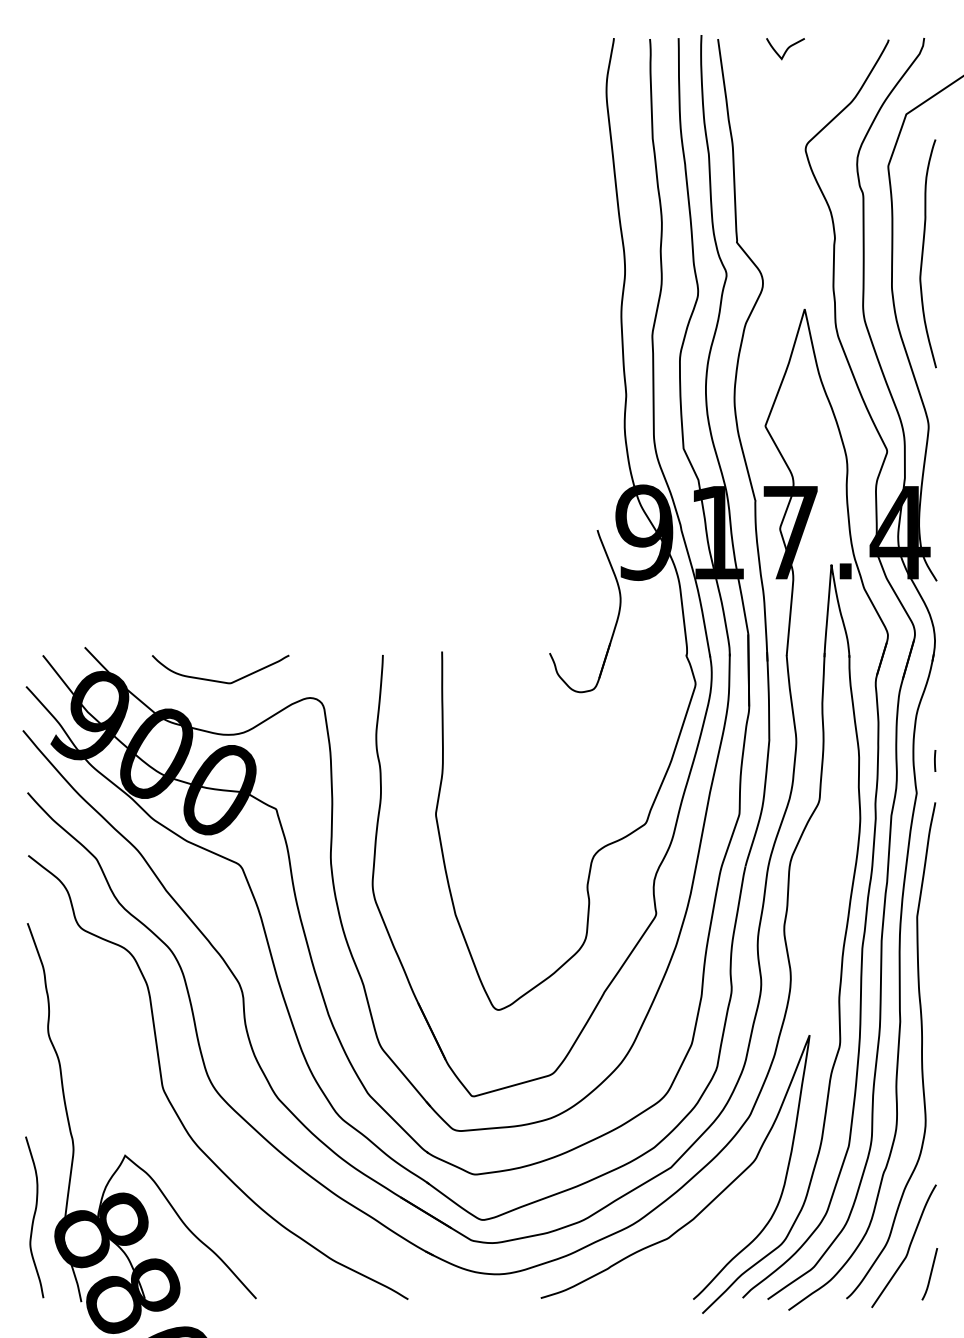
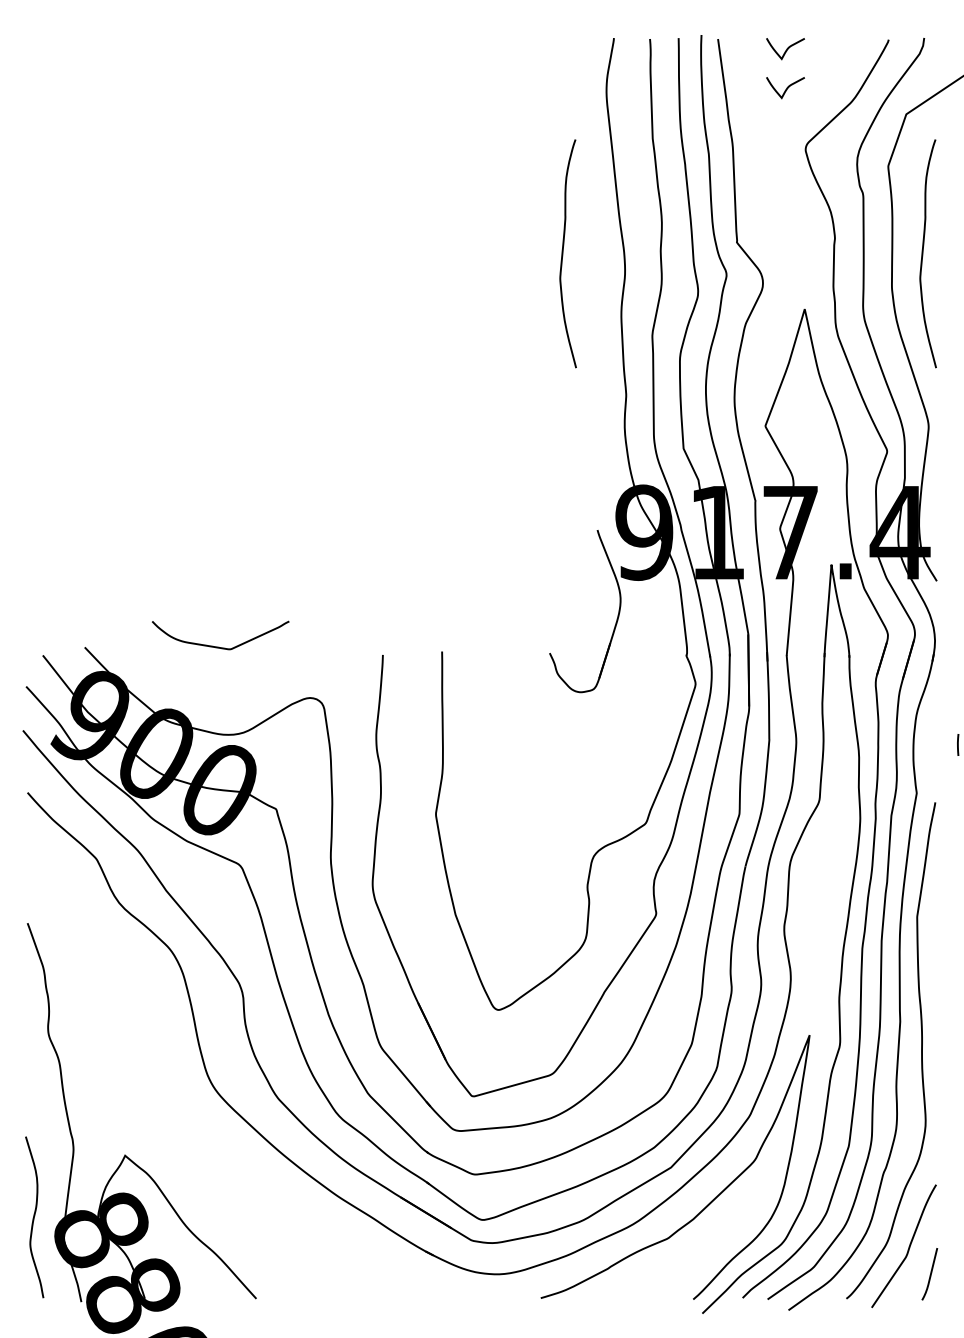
curve: none -> present (786, 88)
curve: none -> present (563, 253)
curve position: (218, 680) -> (218, 646) (218, 646)
line position: (935, 760) -> (958, 744) (958, 744)
curve: present -> none (171, 1102)
